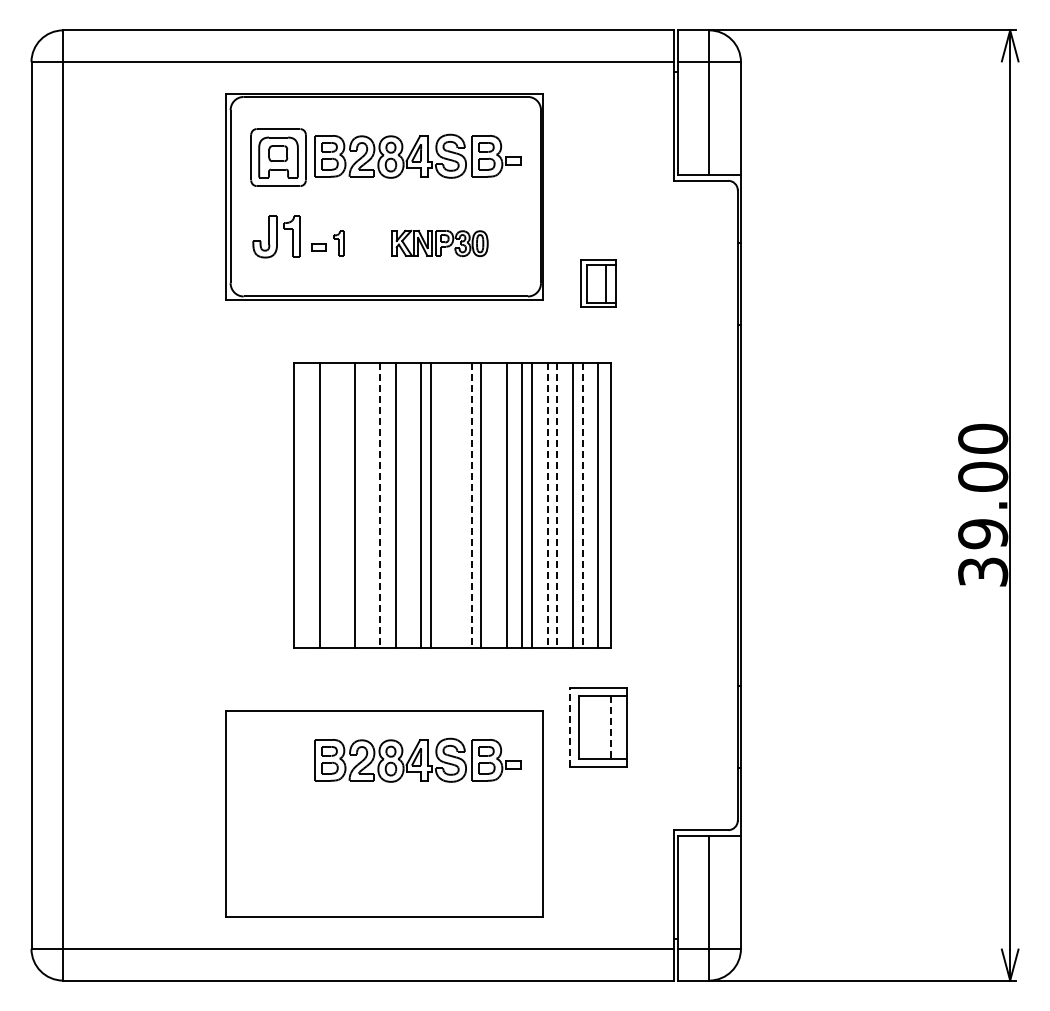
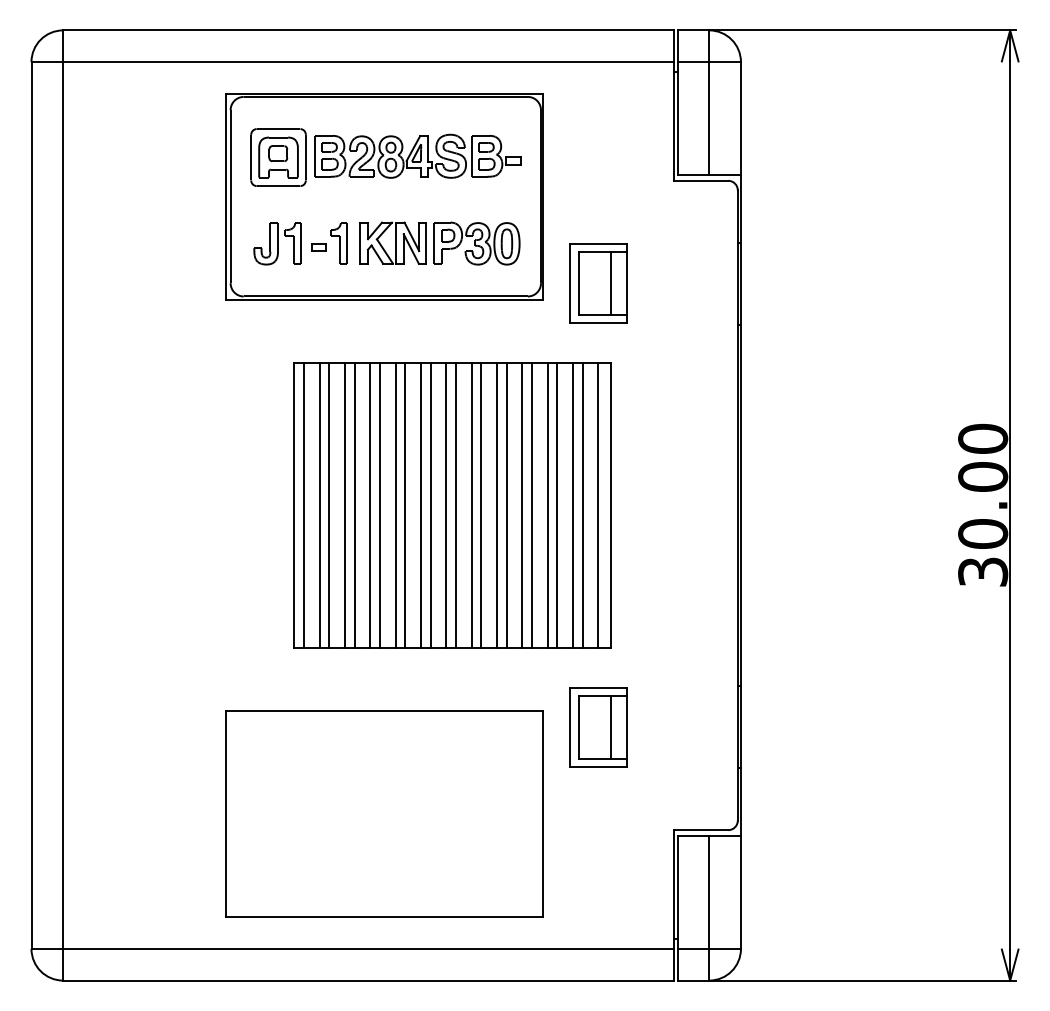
part position: (276, 236) -> (277, 243) (277, 243)
part size: 98x28 px -> 162x45 px (439, 243)
part size: 12x27 px -> 18x43 px (338, 243)
part size: 37x49 px -> 59x81 px (598, 283)
line: none -> present (303, 505)
line: none -> present (329, 505)
line: none -> present (345, 505)
line: none -> present (370, 505)
line: dashed -> solid (379, 505)
line: none -> present (405, 505)
line: none -> present (446, 505)
line: none -> present (455, 505)
line: dashed -> solid (471, 505)
line: none -> present (497, 505)
line: dashed -> solid (547, 505)
line: dashed -> solid (557, 505)
line: dashed -> solid (582, 505)
text: 39.00 -> 30.00 (983, 534)
line: dashed -> solid (569, 727)
line: dashed -> solid (611, 727)
part: present -> none (417, 759)
